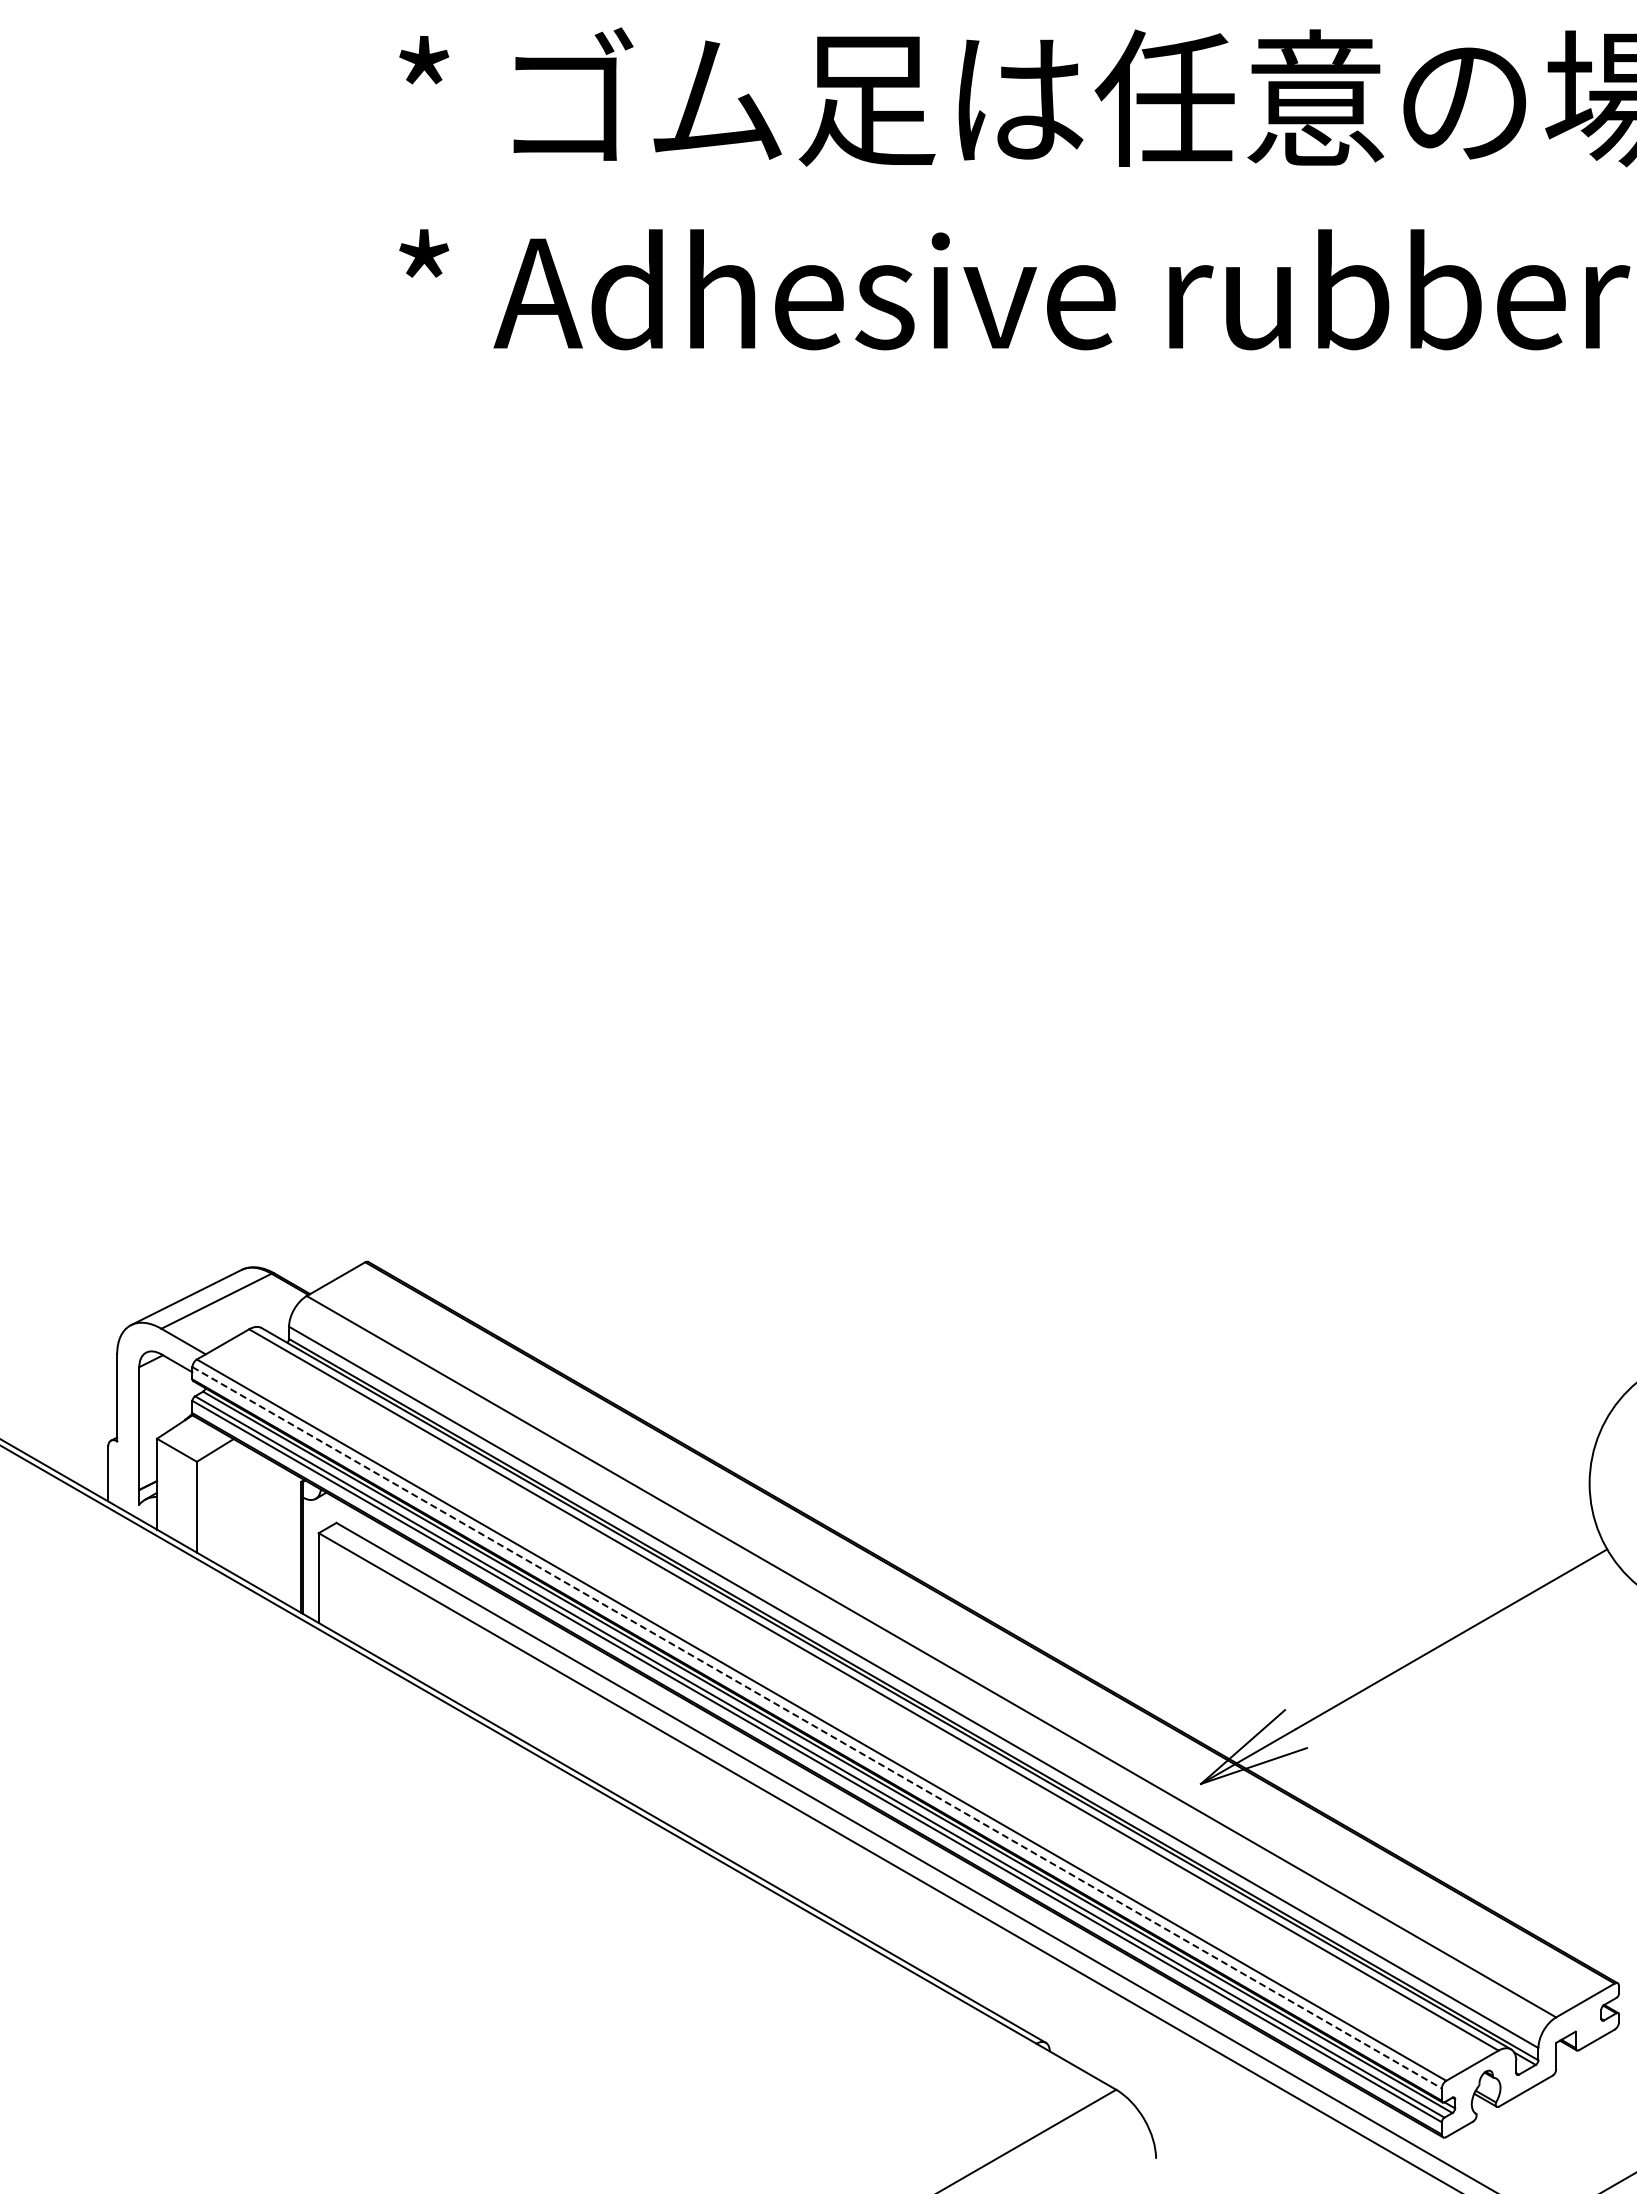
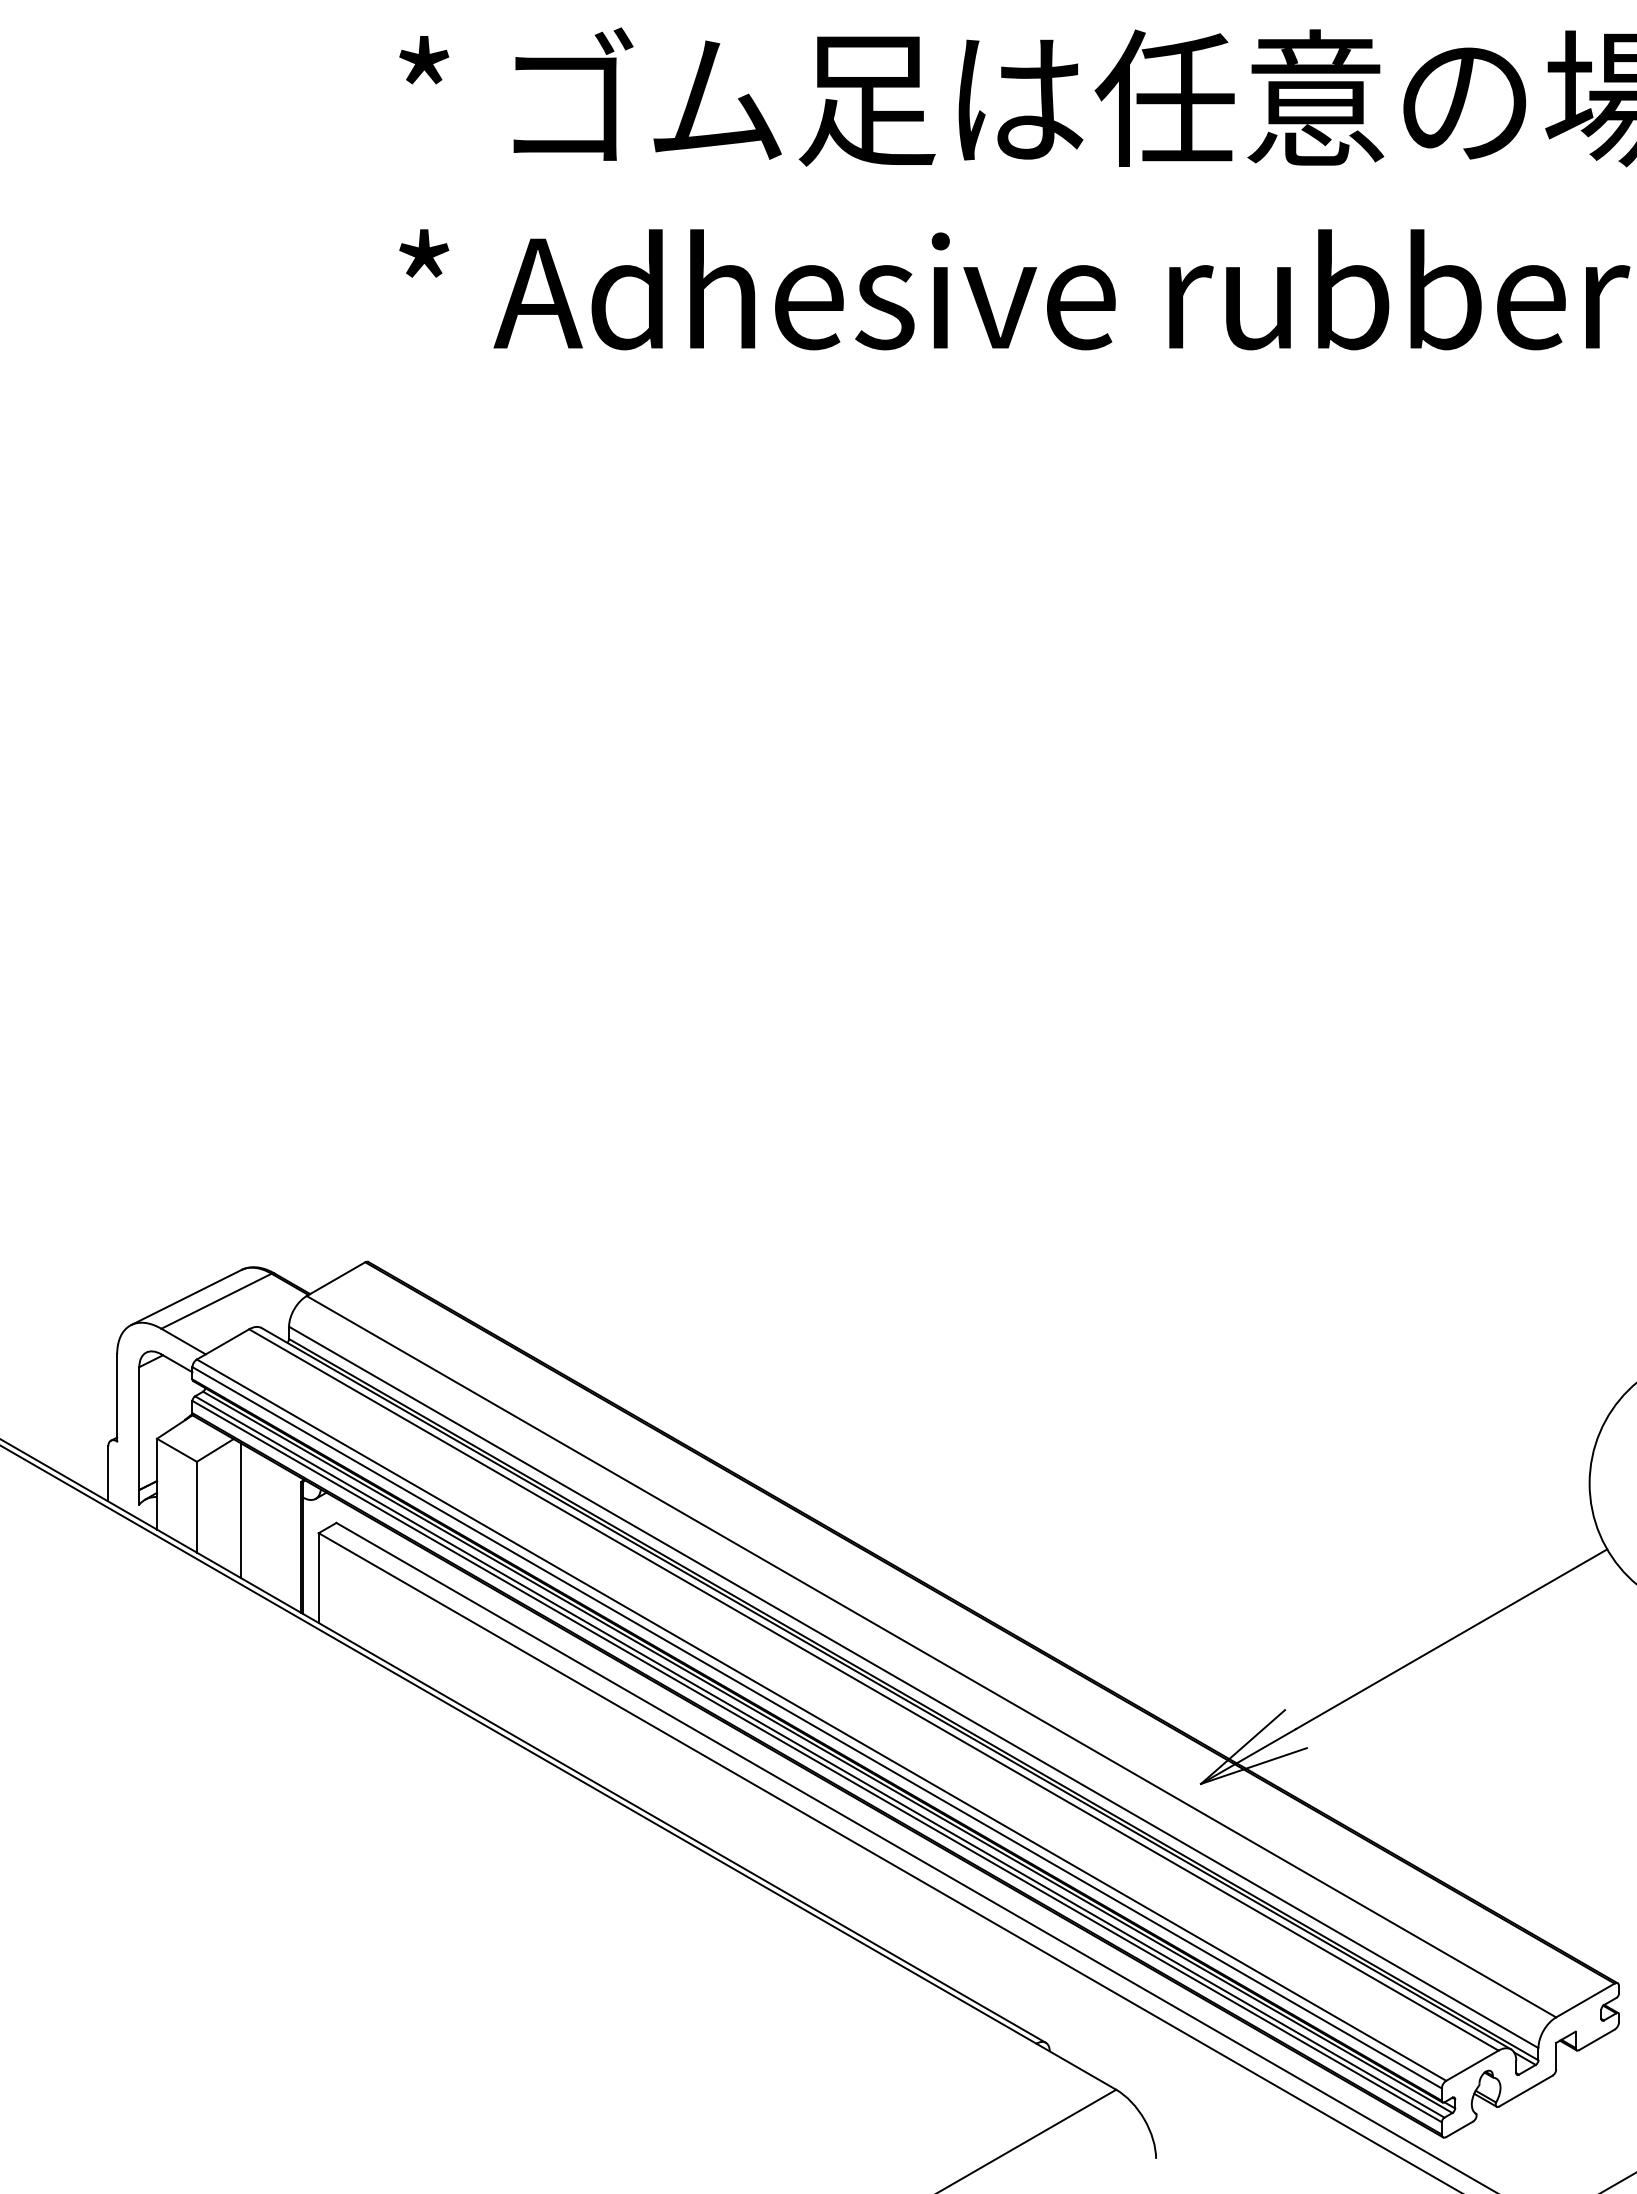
line: none -> present (241, 1510)
line: dashed -> solid (817, 1728)
